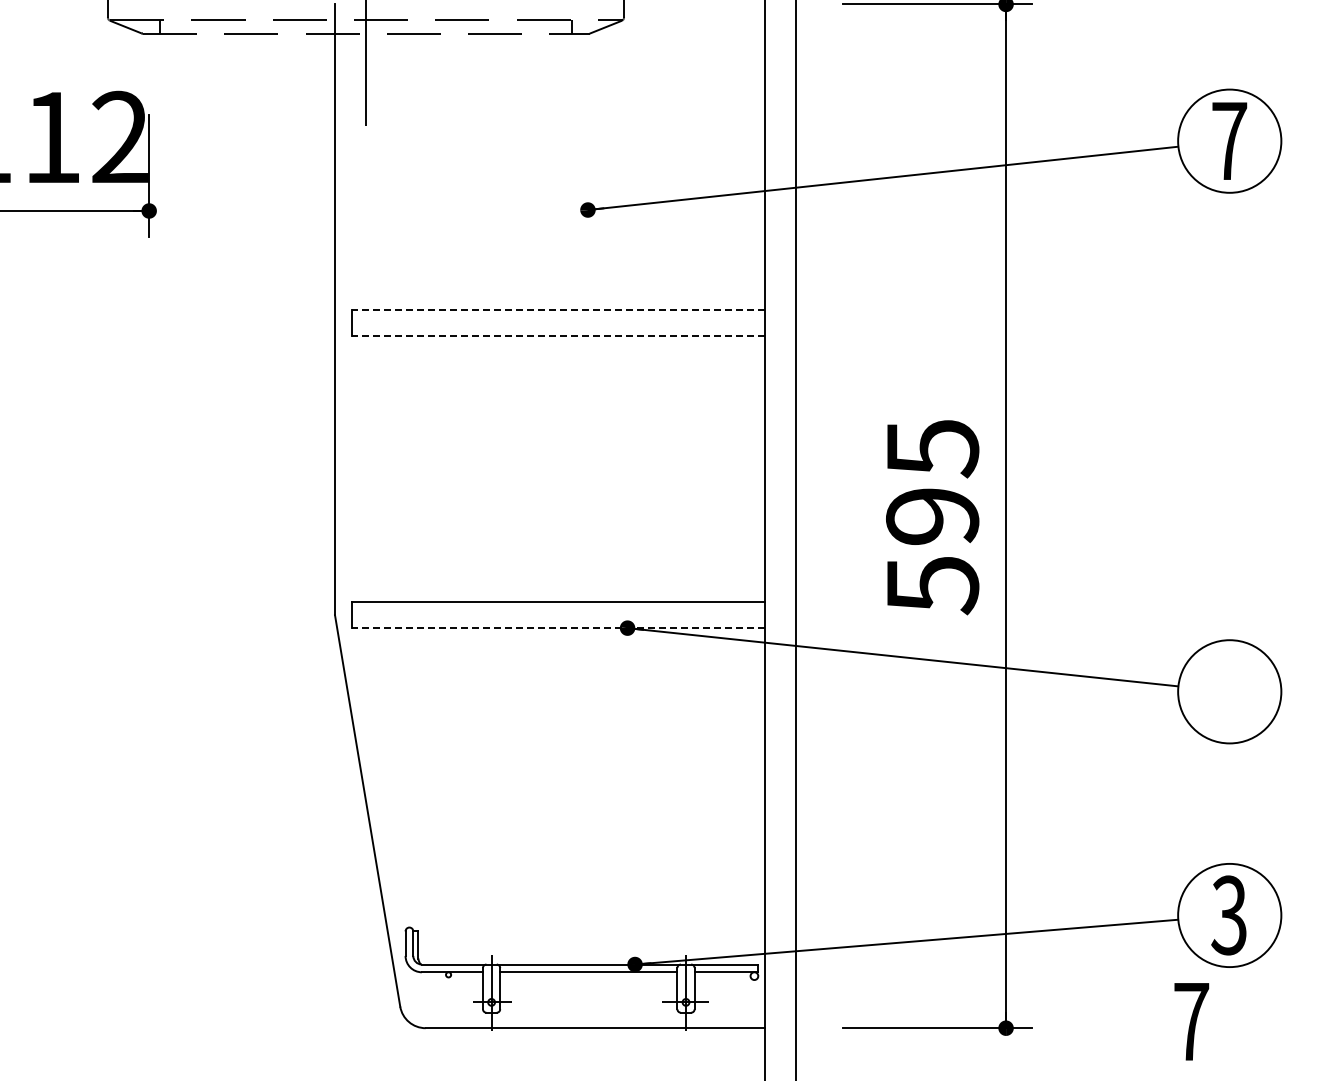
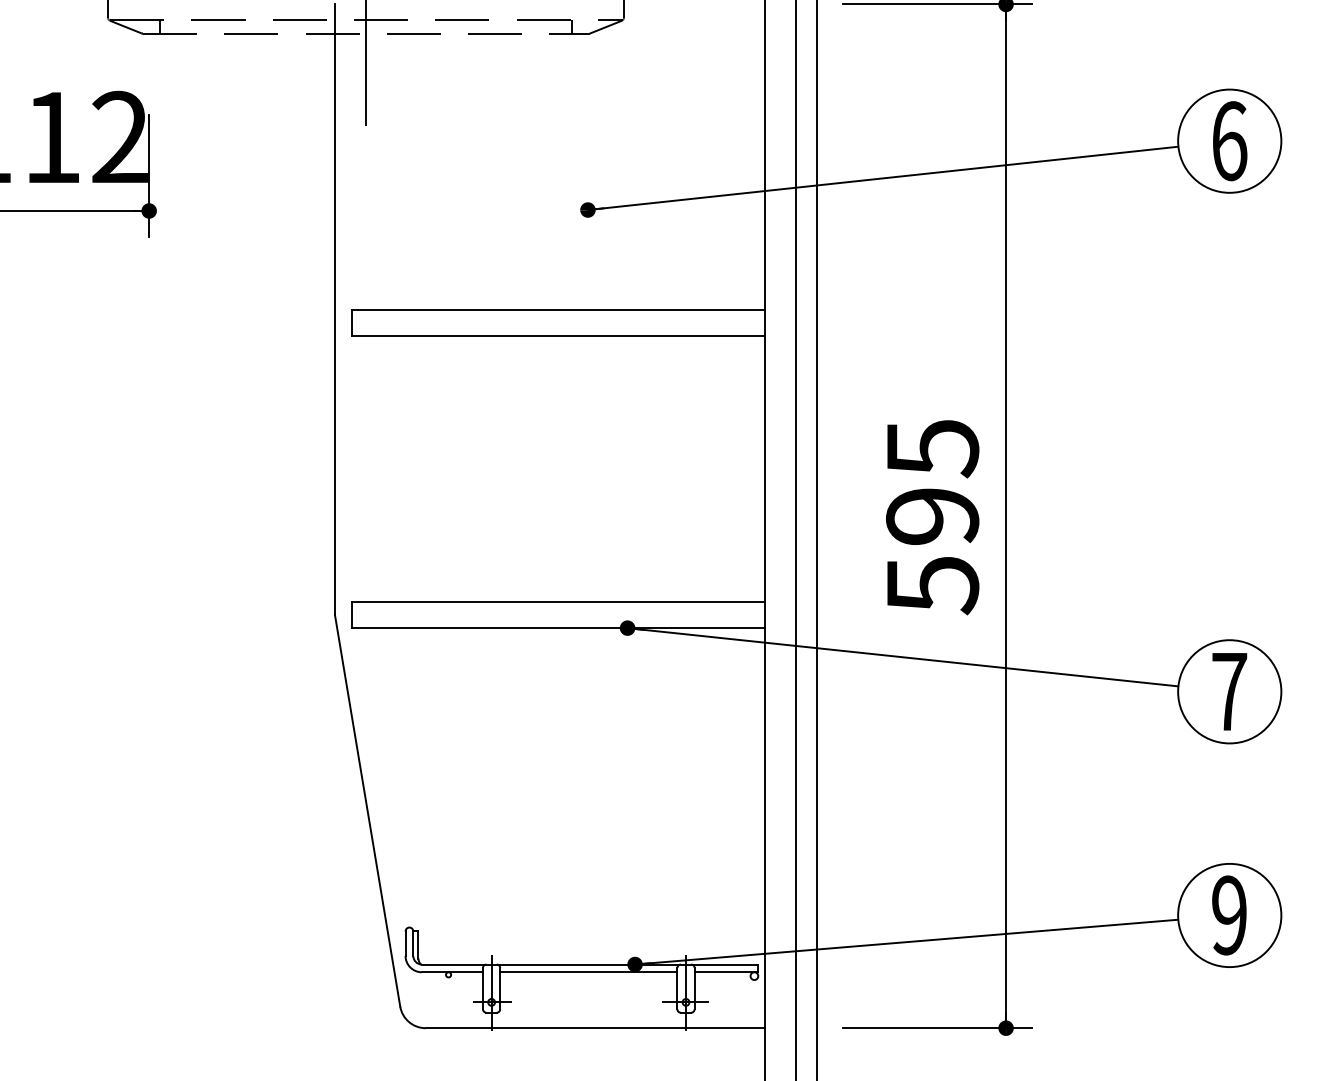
text: 7 -> 6 (1229, 141)
line: dashed -> solid (558, 309)
line: dashed -> solid (558, 335)
line: none -> present (816, 539)
line: dashed -> solid (558, 628)
text: 3 -> 9 (1228, 915)
text position: (1191, 1021) -> (1229, 691) (1229, 691)
